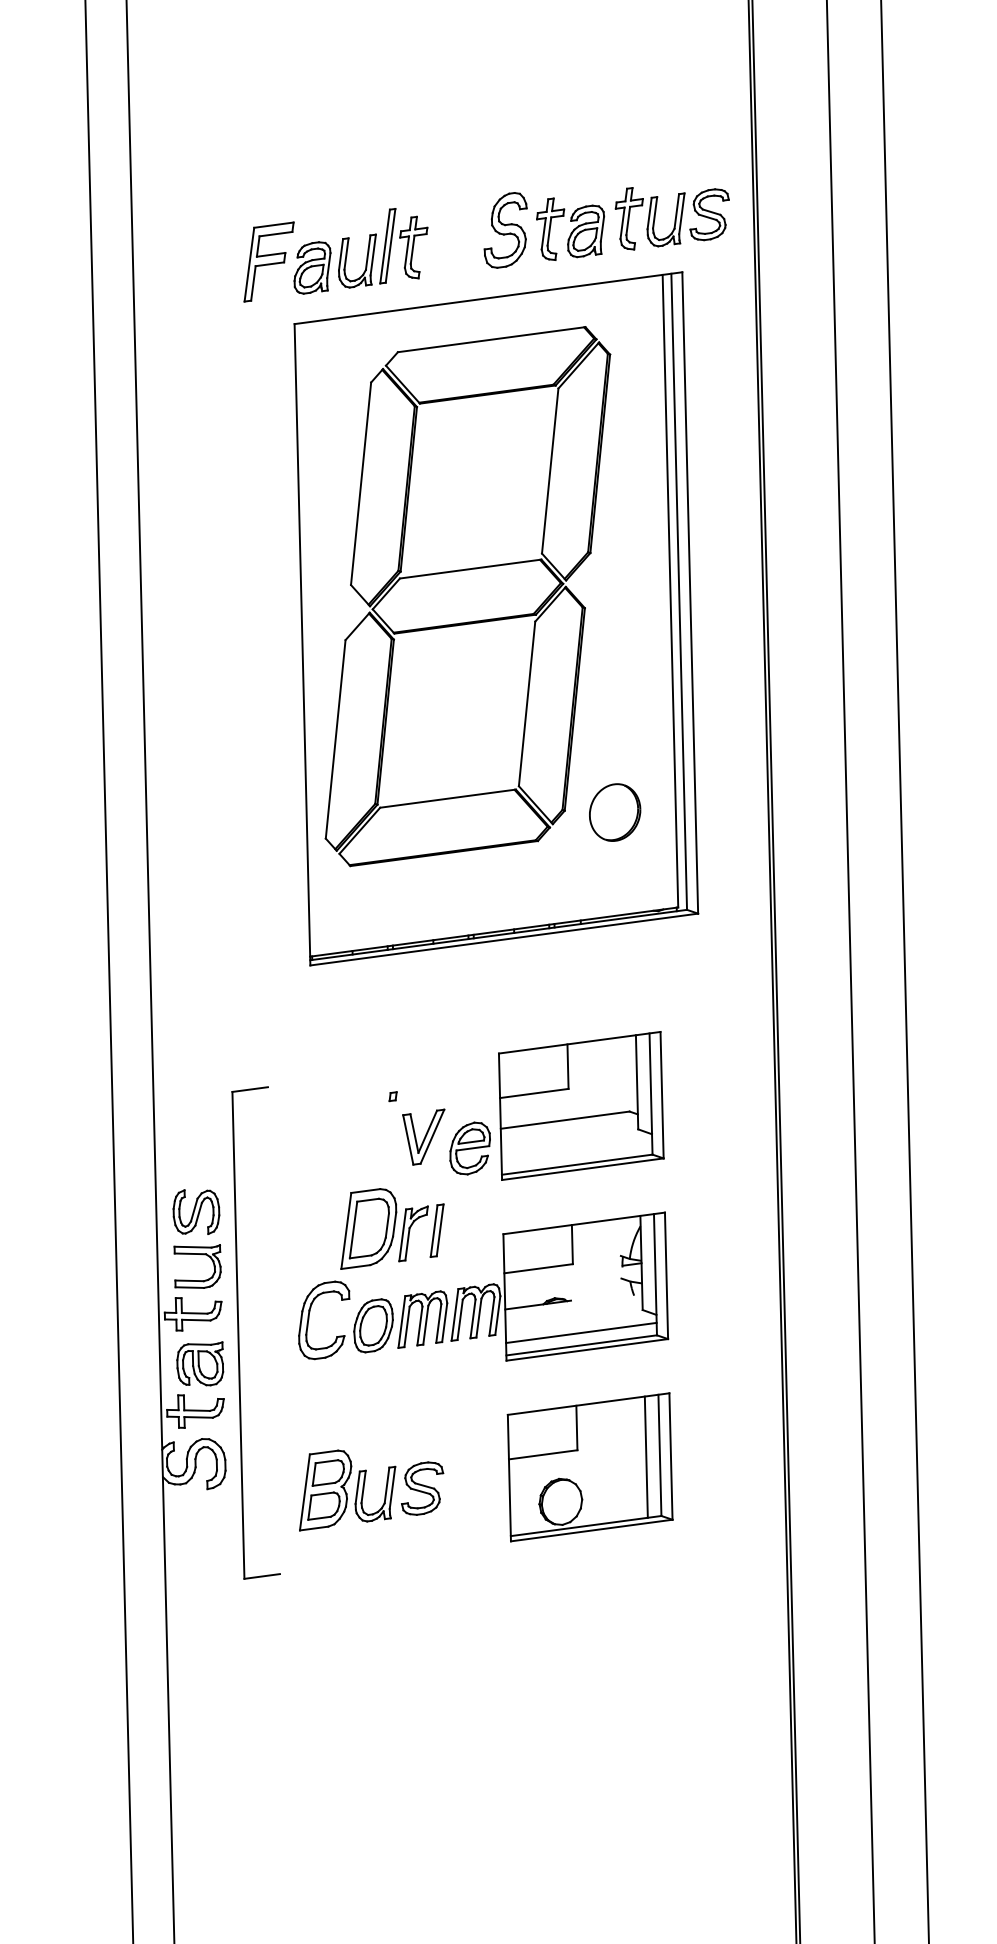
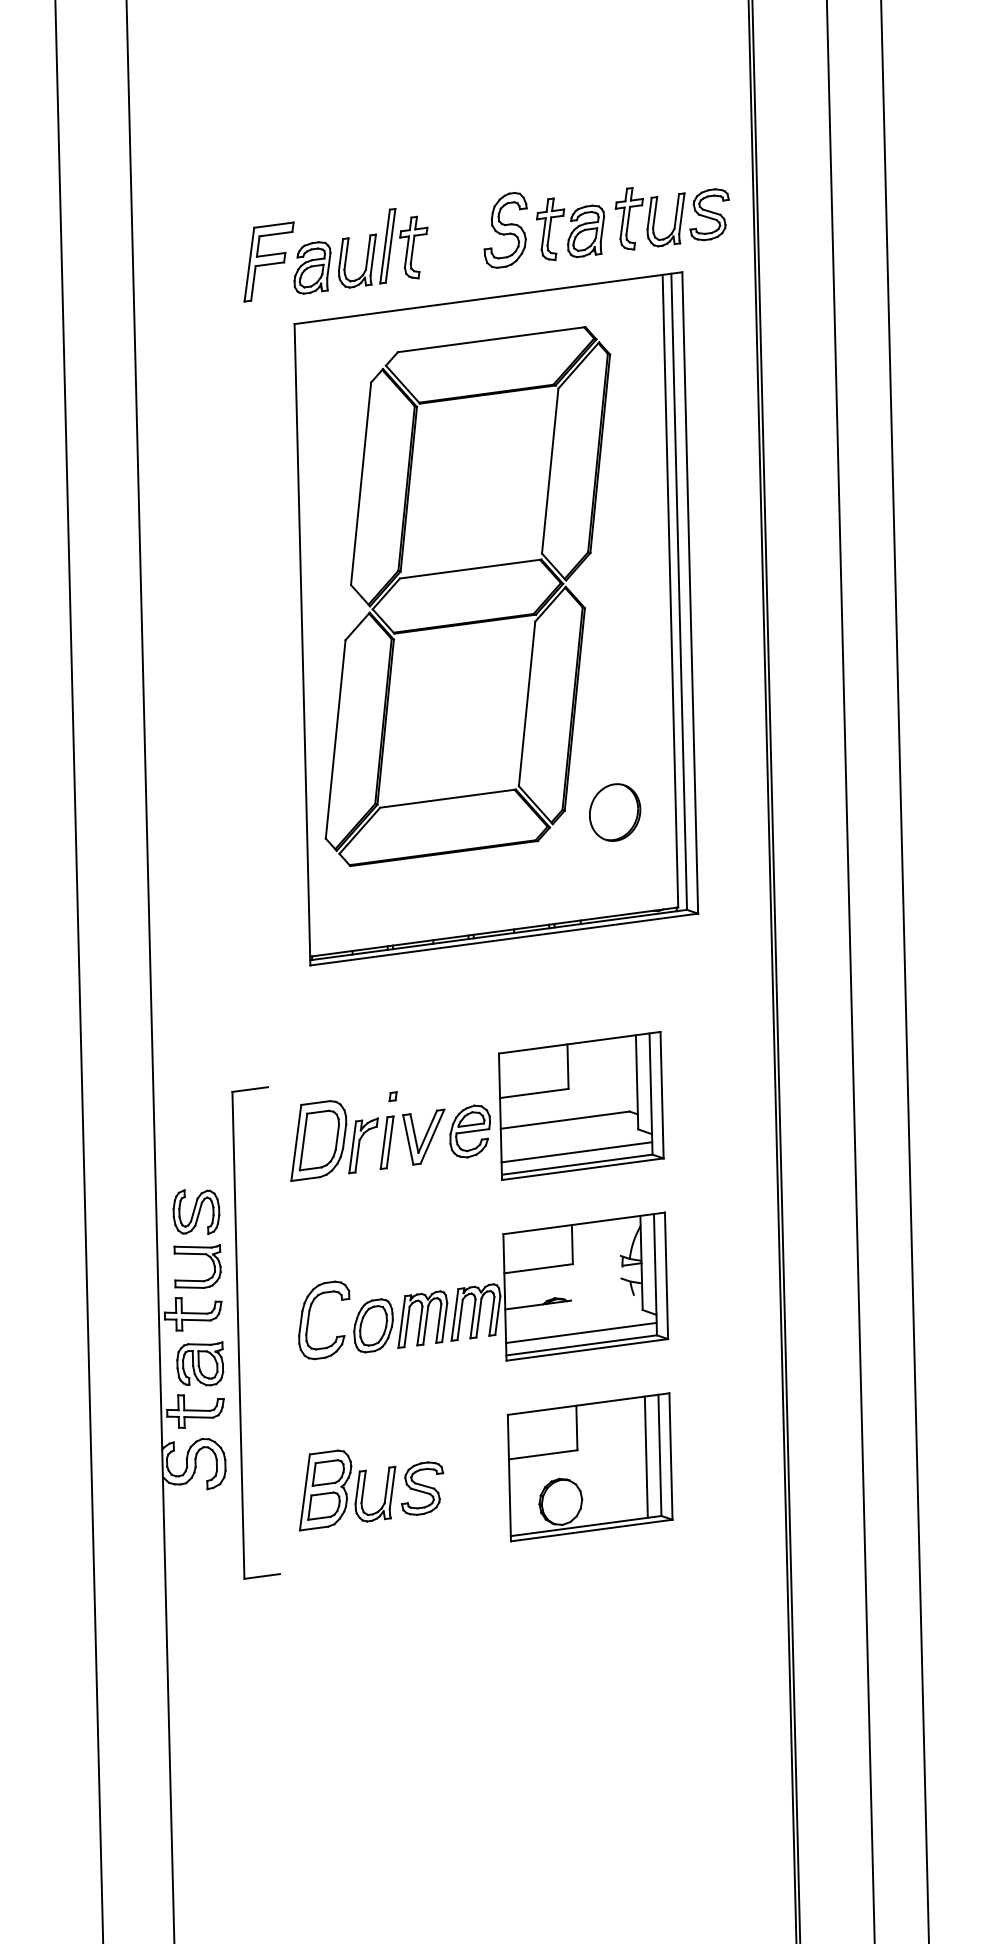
line position: (109, 971) -> (79, 971) (79, 971)
part position: (469, 1148) -> (469, 1131) (469, 1131)
line: none -> present (576, 1152)
part position: (392, 1228) -> (342, 1140) (342, 1140)
